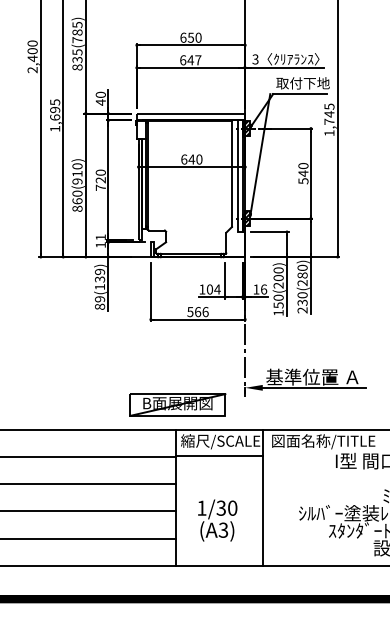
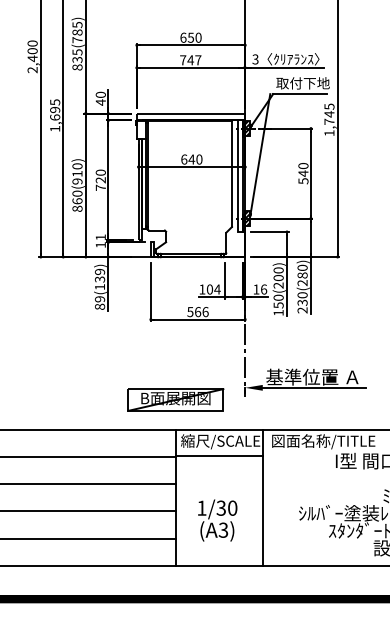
text: 647 -> 747 (183, 60)
part position: (177, 404) -> (175, 399) (175, 399)
